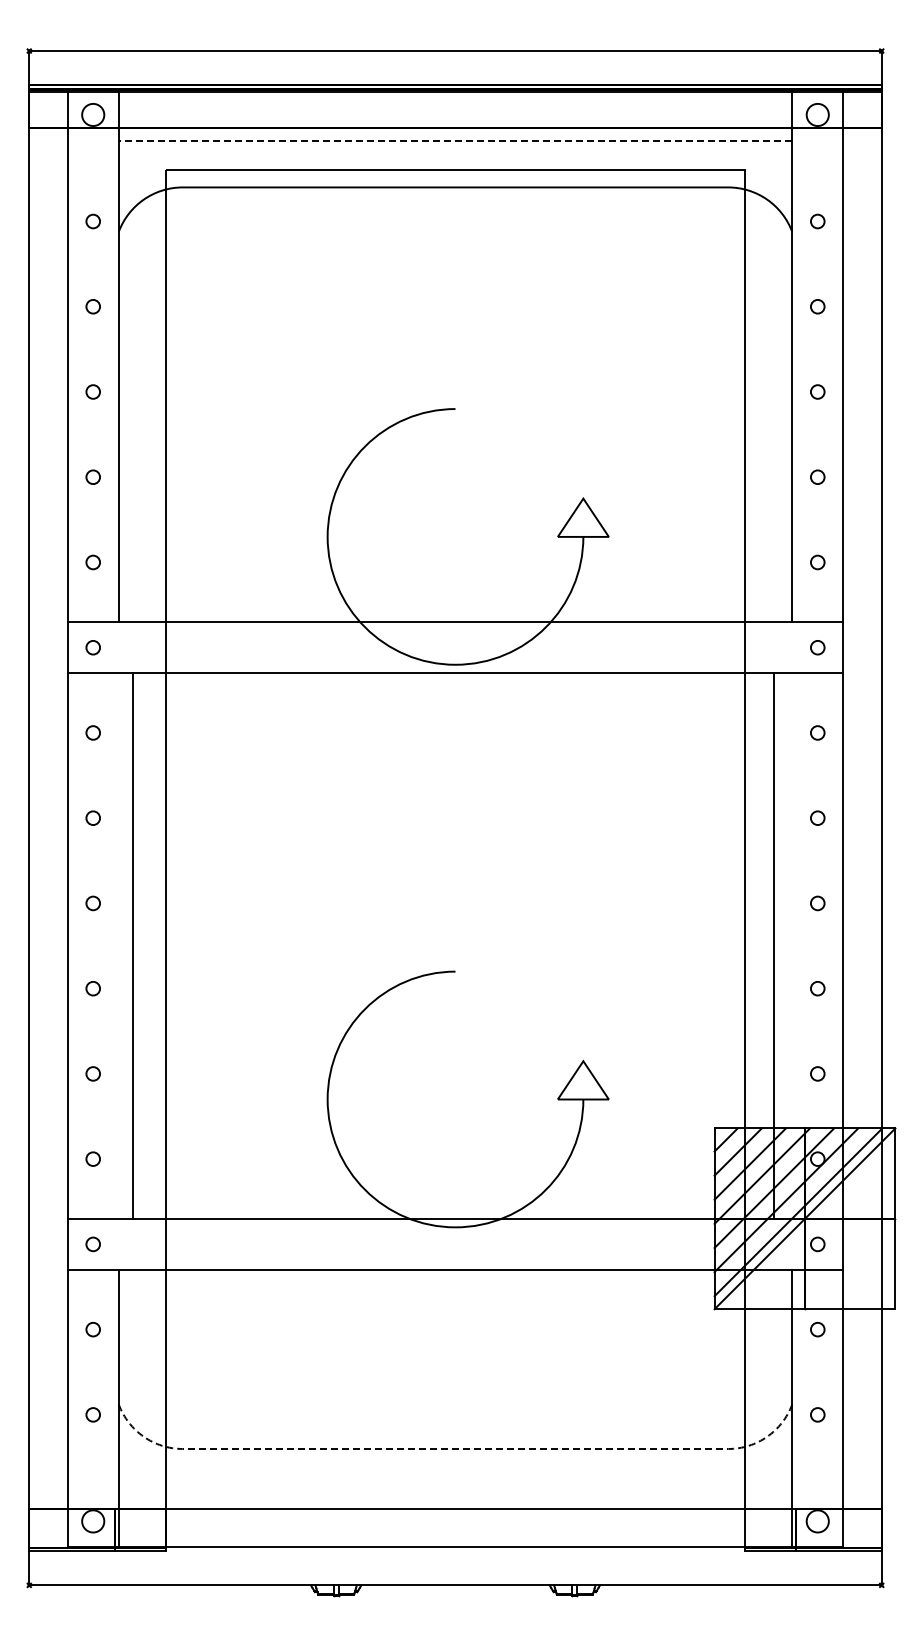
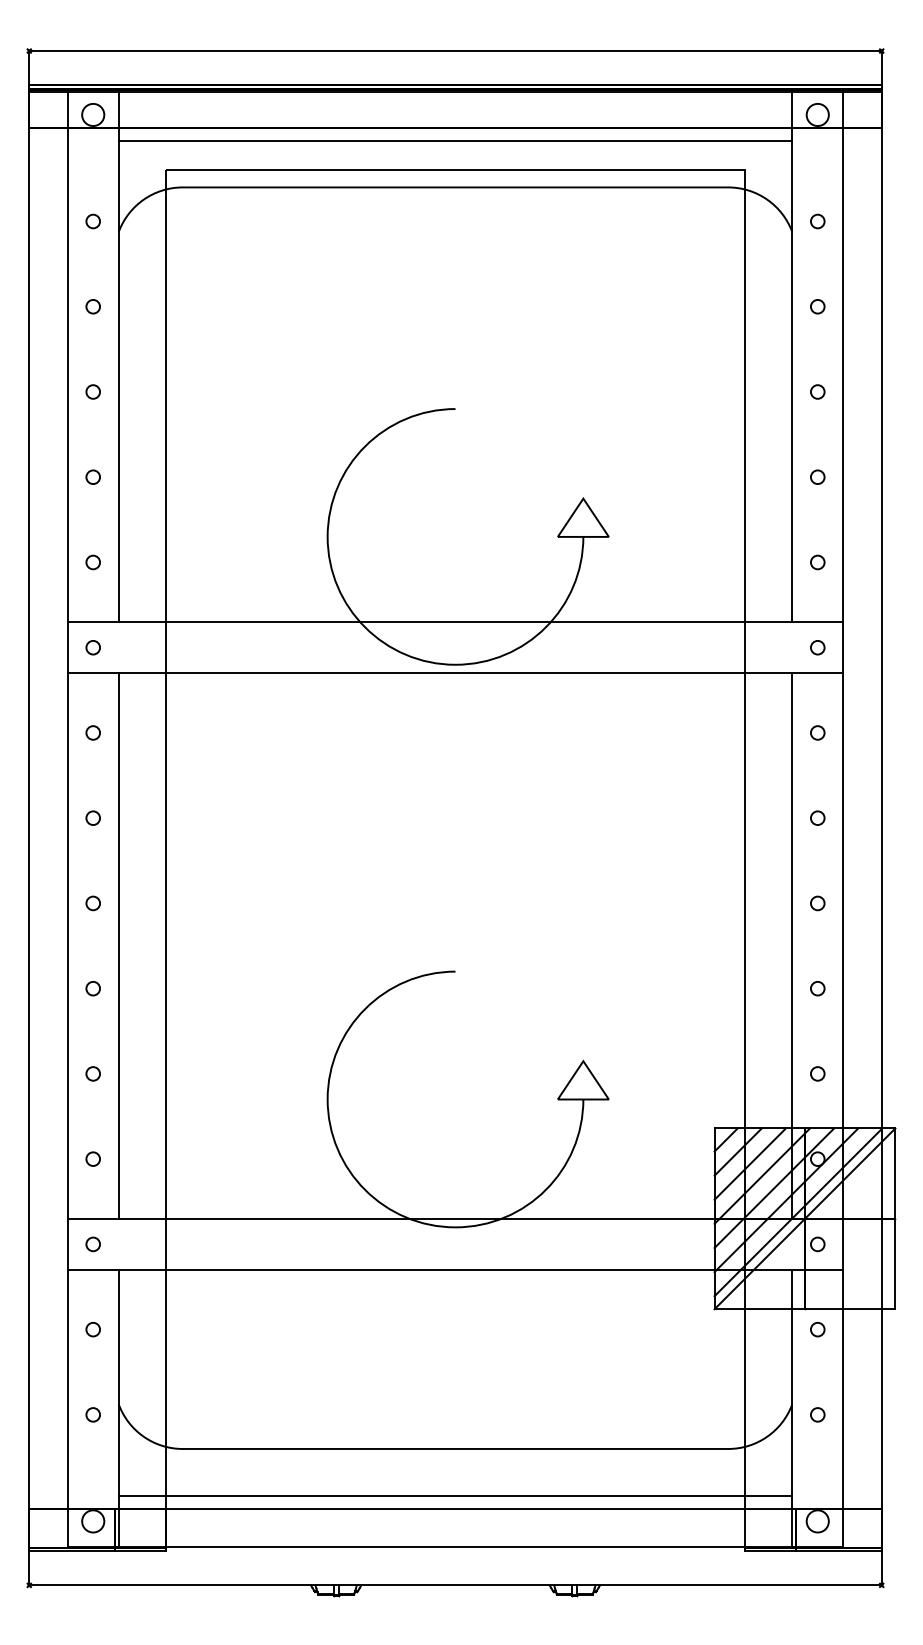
line: dashed -> solid (455, 140)
line position: (132, 945) -> (118, 945) (118, 945)
line position: (774, 945) -> (792, 945) (792, 945)
line: dashed -> solid (455, 1448)
line: none -> present (455, 1495)
